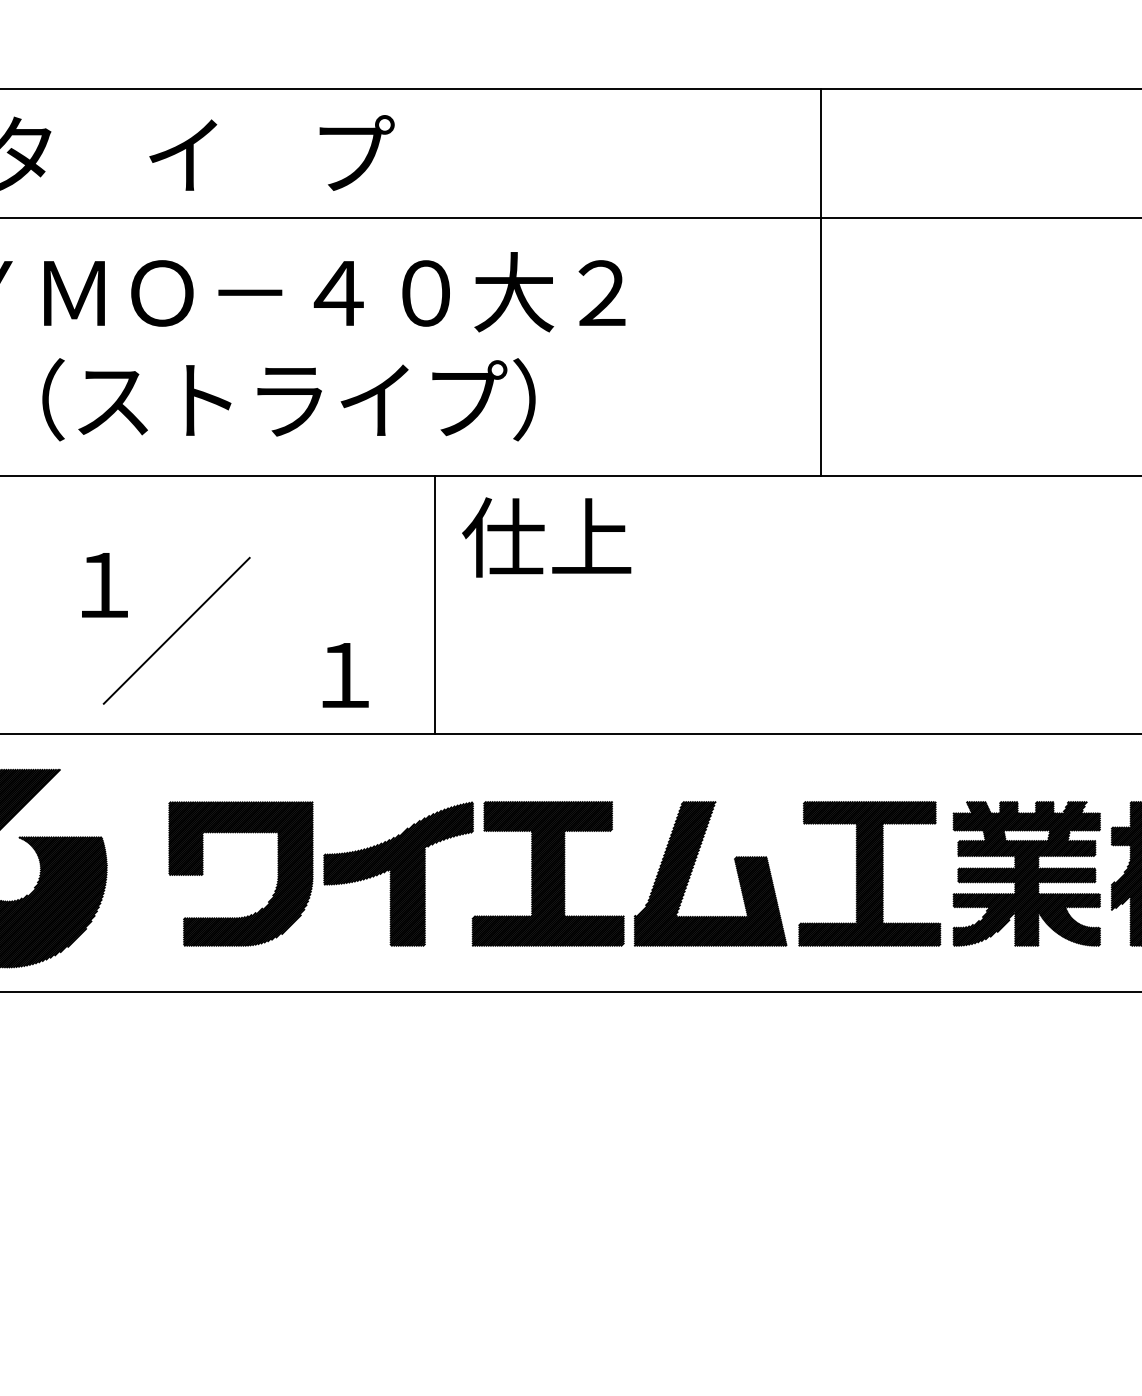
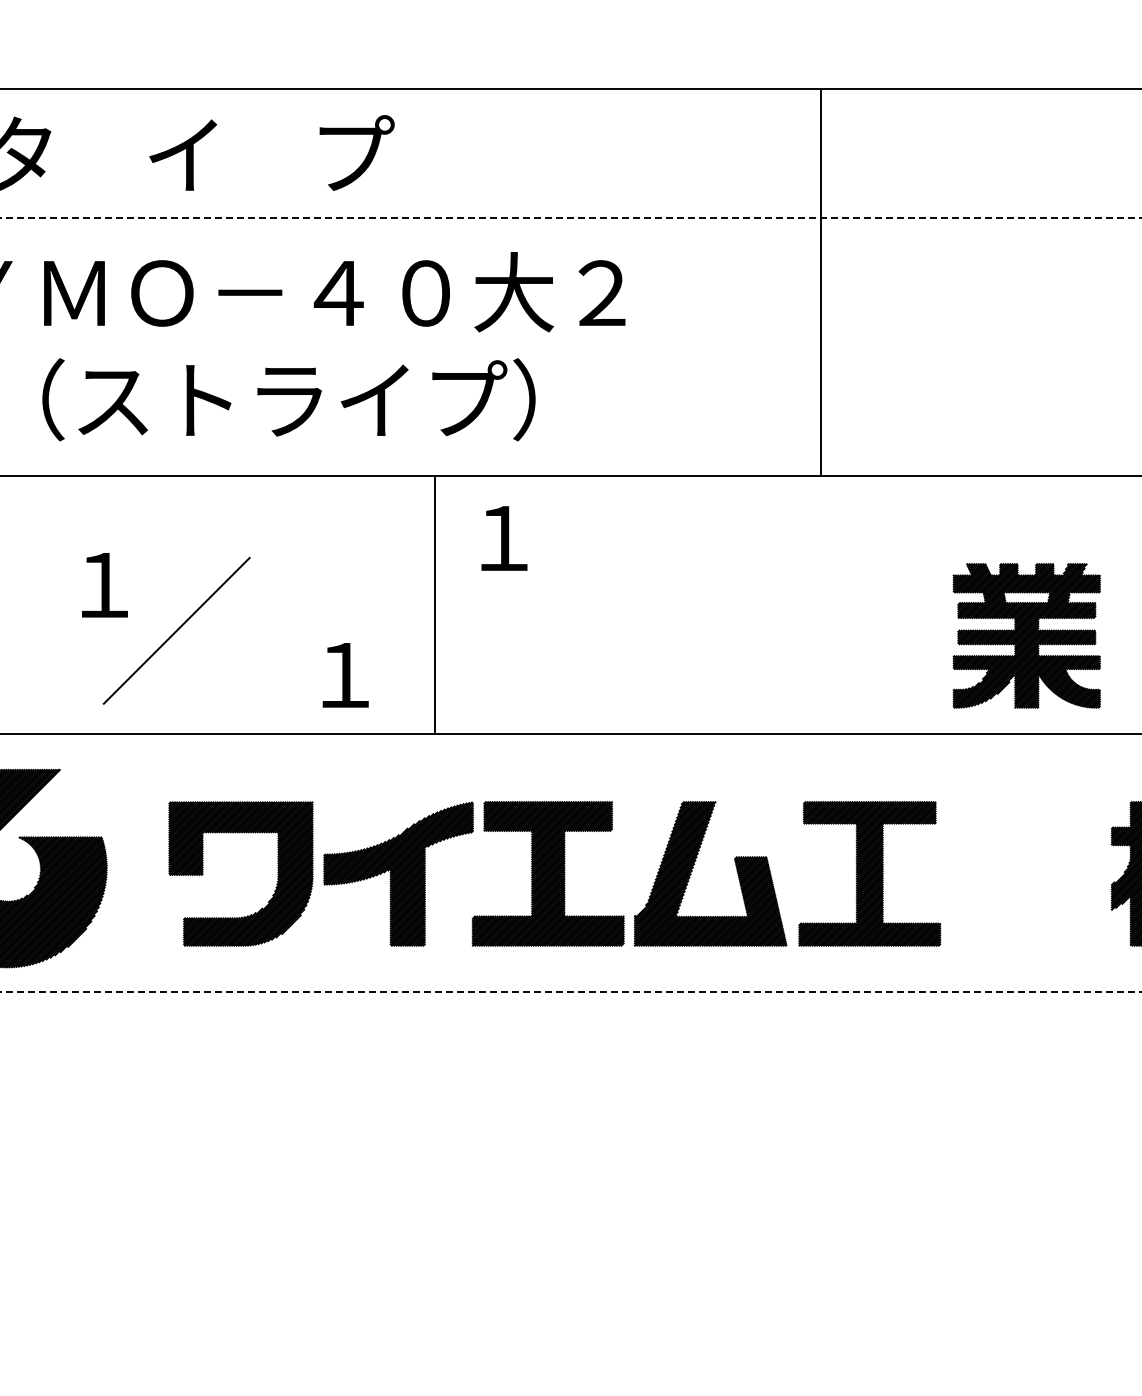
line: solid -> dashed (571, 218)
text: 仕上 -> １ (546, 537)
part position: (1026, 873) -> (1026, 635) (1026, 635)
line: solid -> dashed (571, 991)
